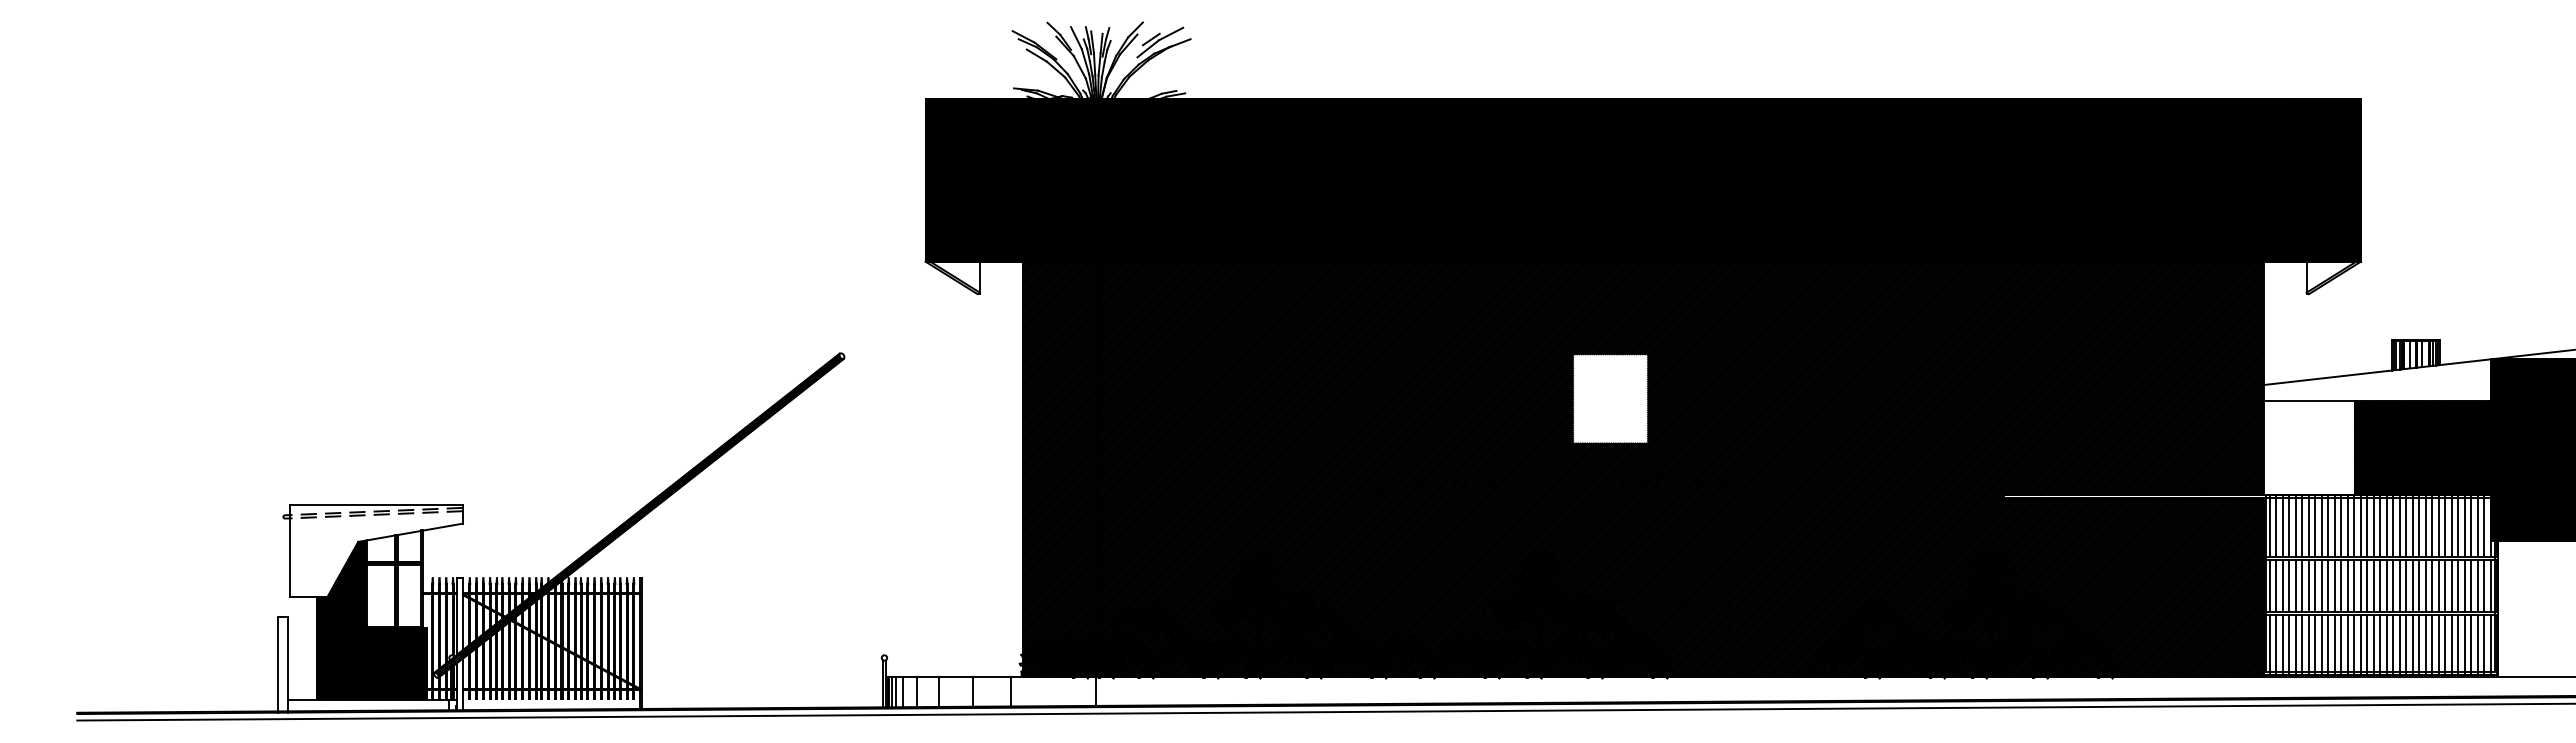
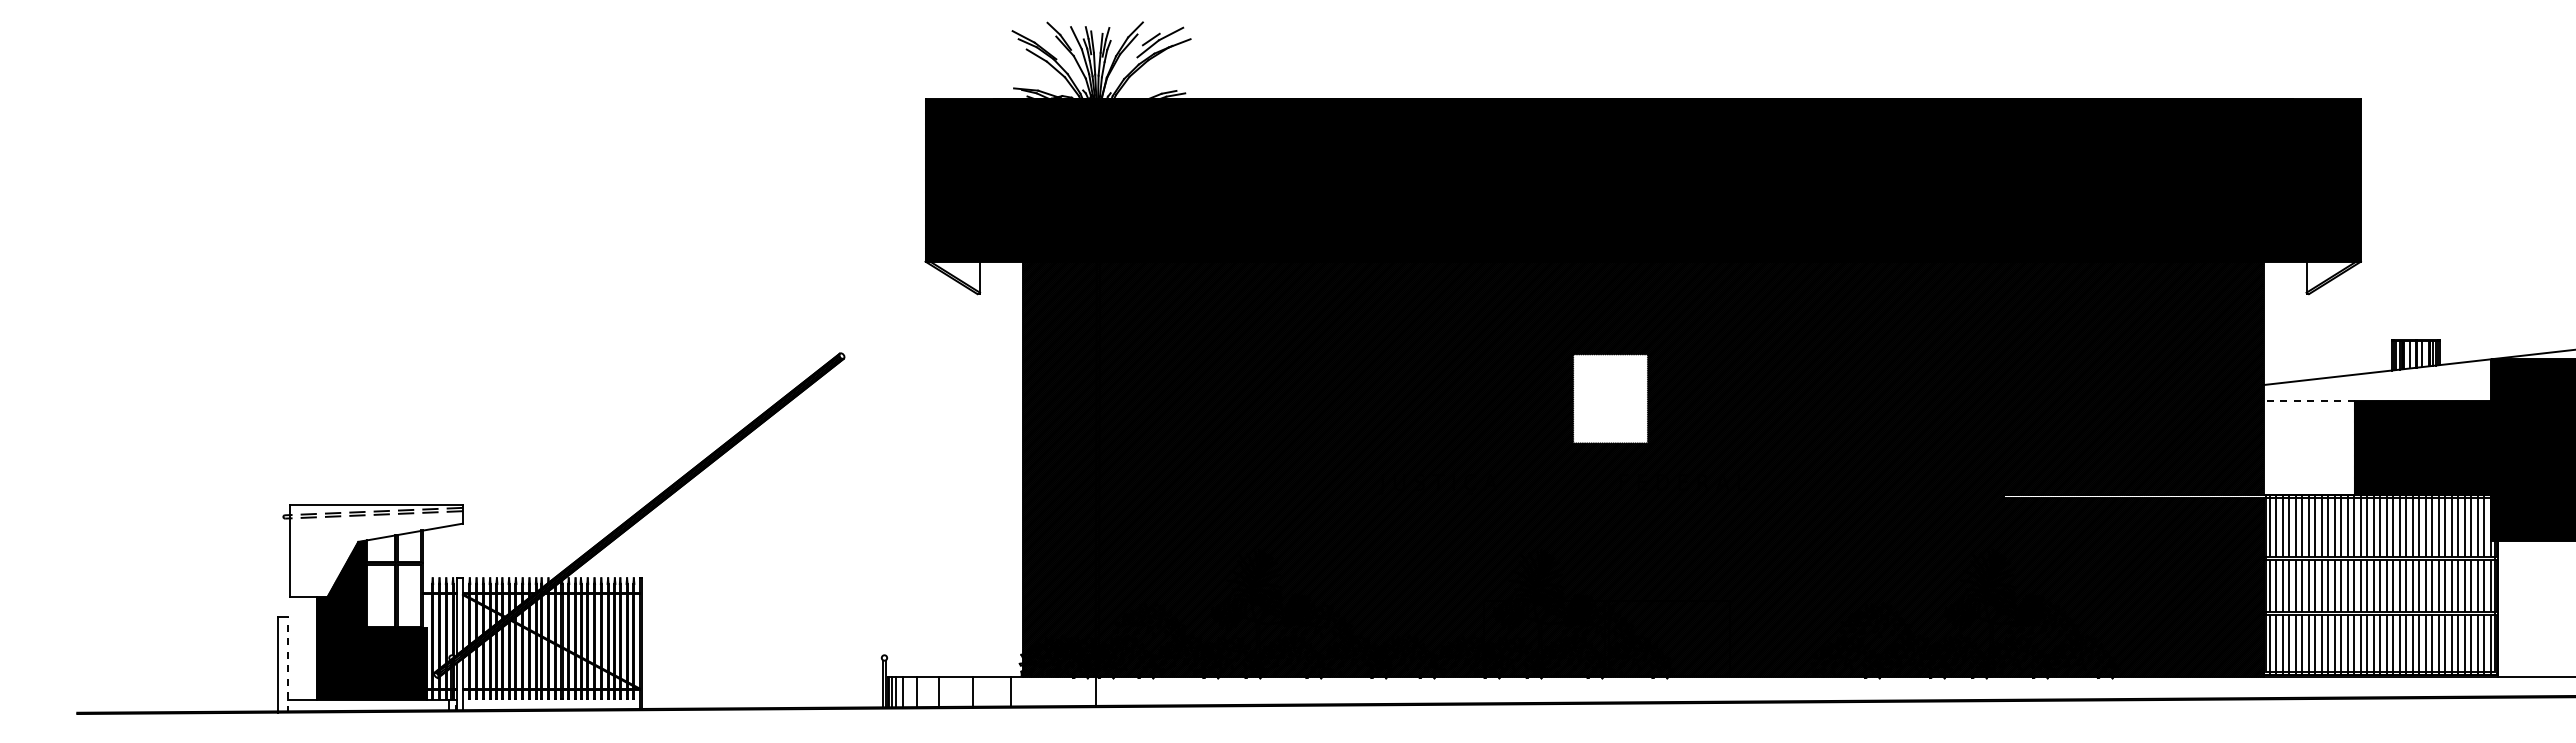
line: solid -> dashed (2308, 401)
line: solid -> dashed (287, 664)
line: present -> none (1324, 711)
